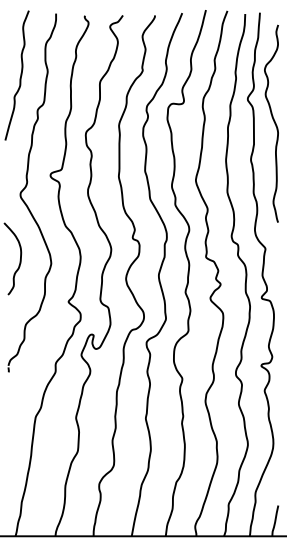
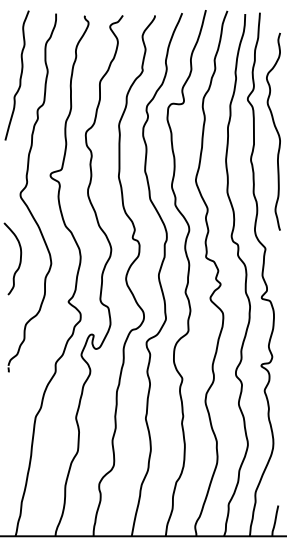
curve position: (273, 121) -> (275, 129) (275, 129)
